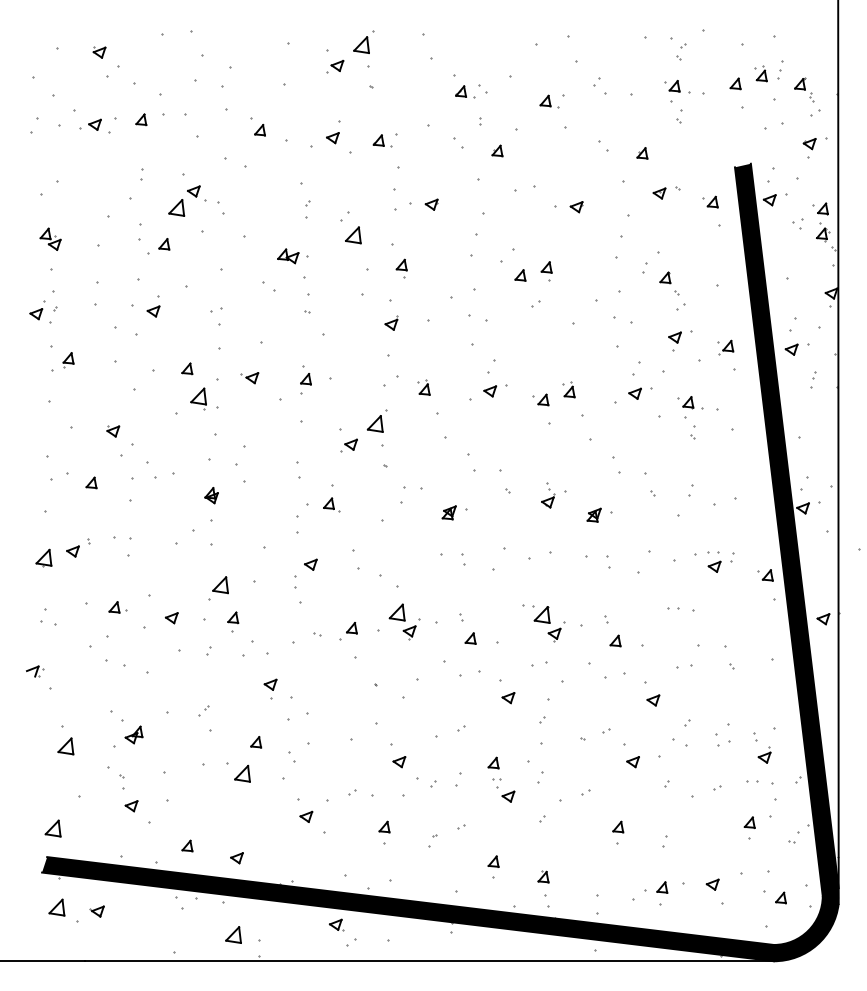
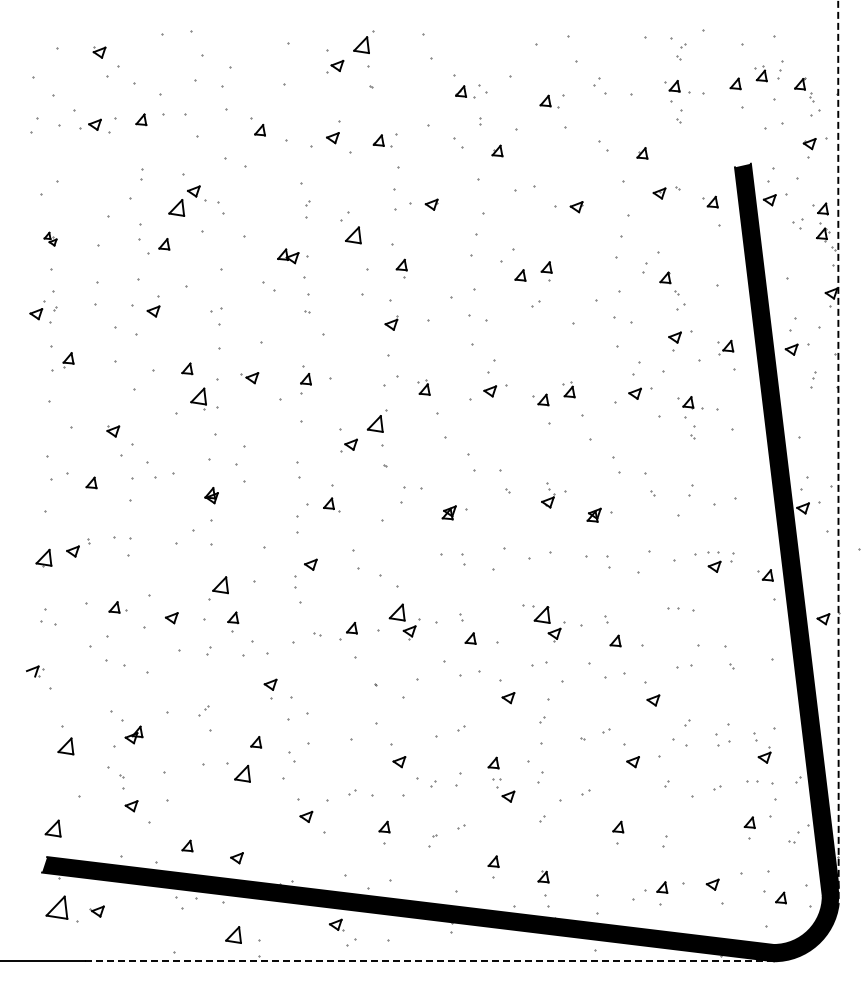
part size: 23x24 px -> 15x16 px (50, 238)
line: solid -> dashed (838, 452)
part size: 18x19 px -> 24x25 px (56, 907)
line: solid -> dashed (430, 961)
